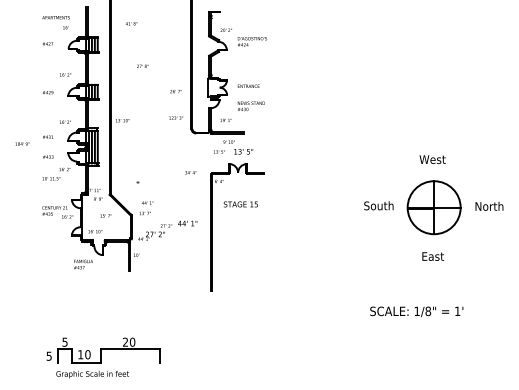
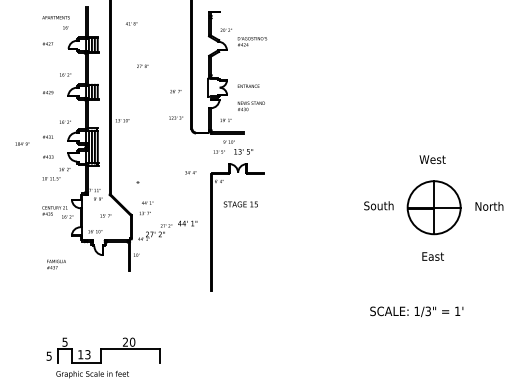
text position: (83, 264) -> (56, 264) (56, 264)
text: 1/8" -> 1/3" (428, 311)
text: 10 -> 13 (87, 354)
